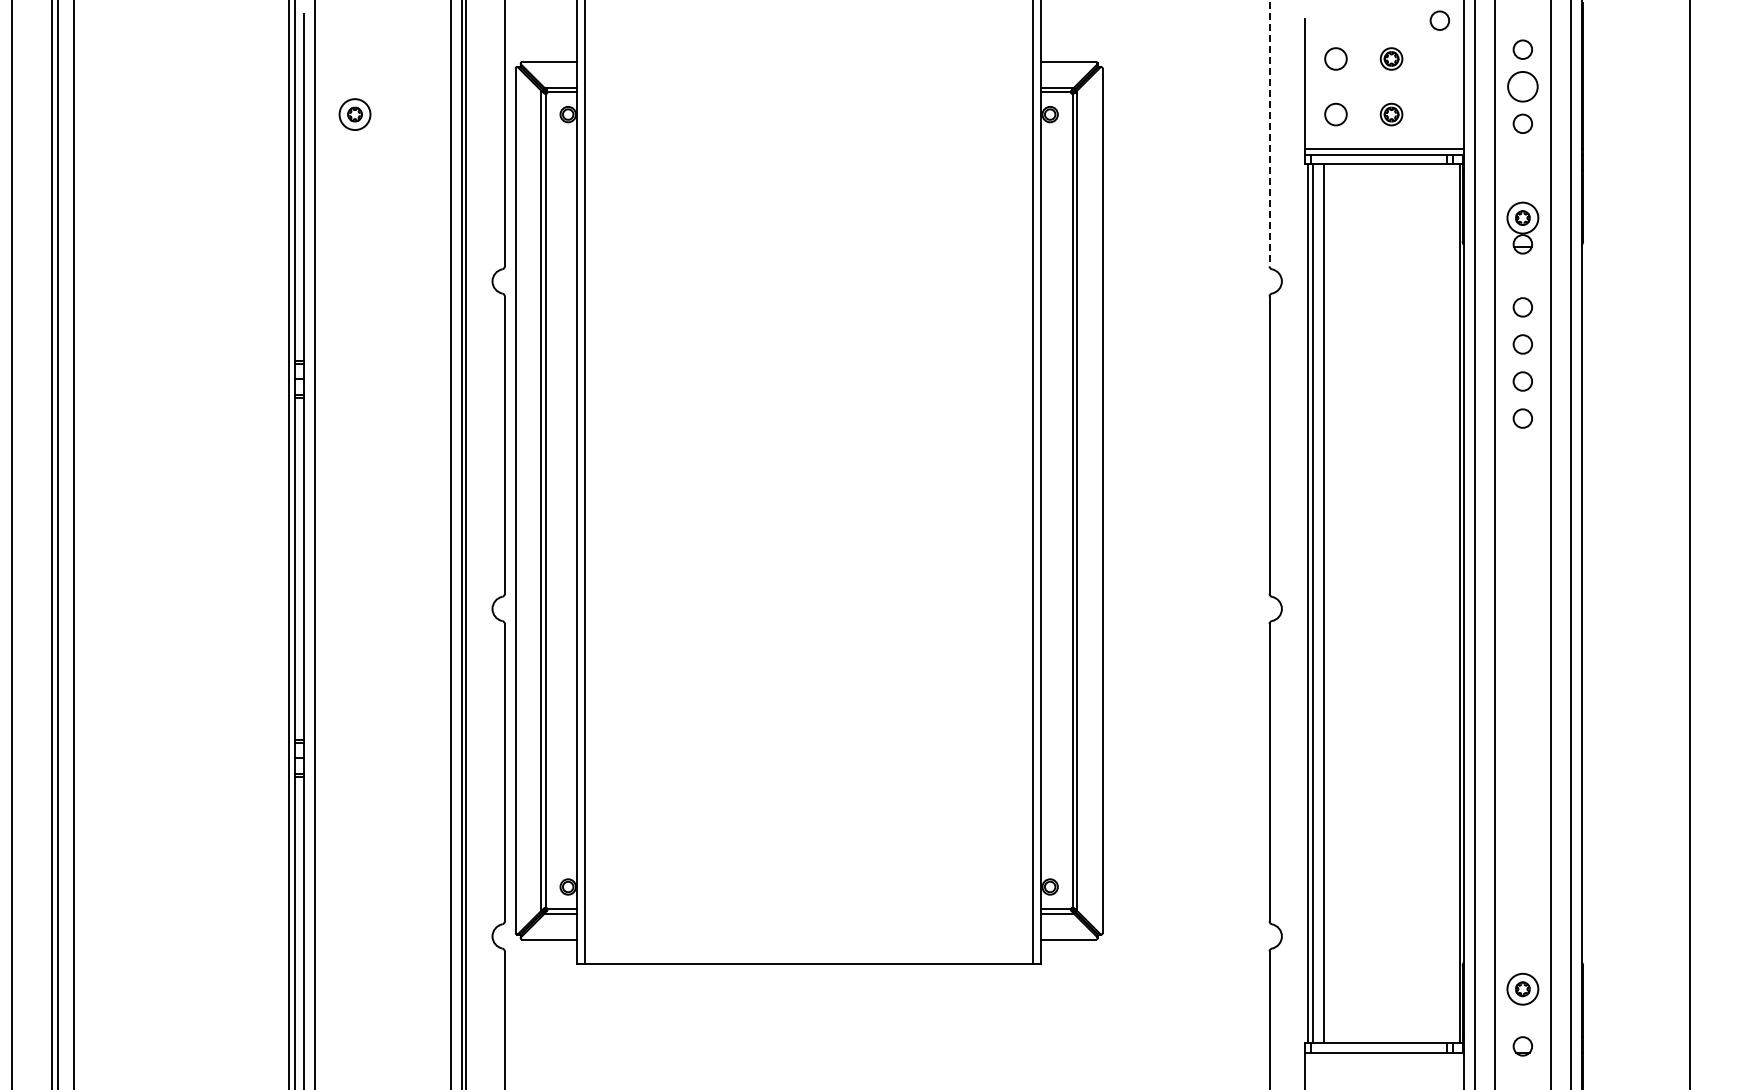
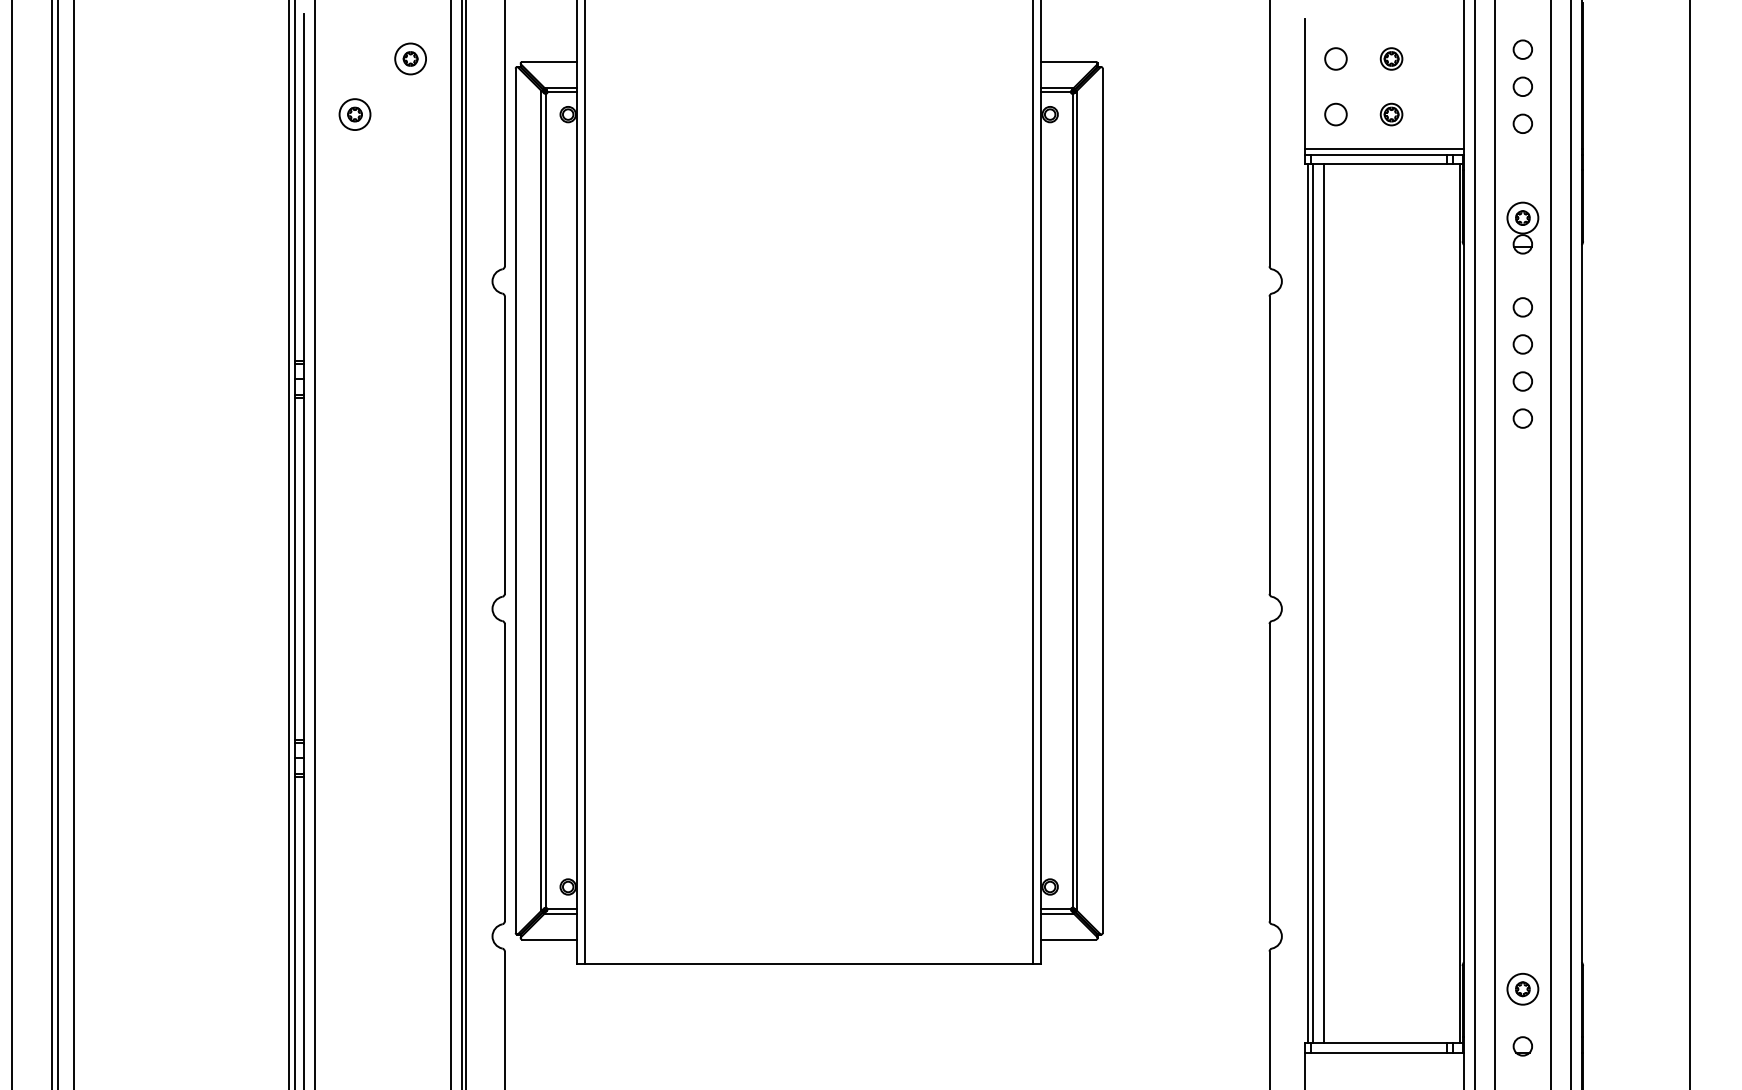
circle: present -> none (1439, 20)
part: none -> present (410, 58)
circle diameter: 30 px -> 19 px (1522, 86)
line: dashed -> solid (1269, 133)
